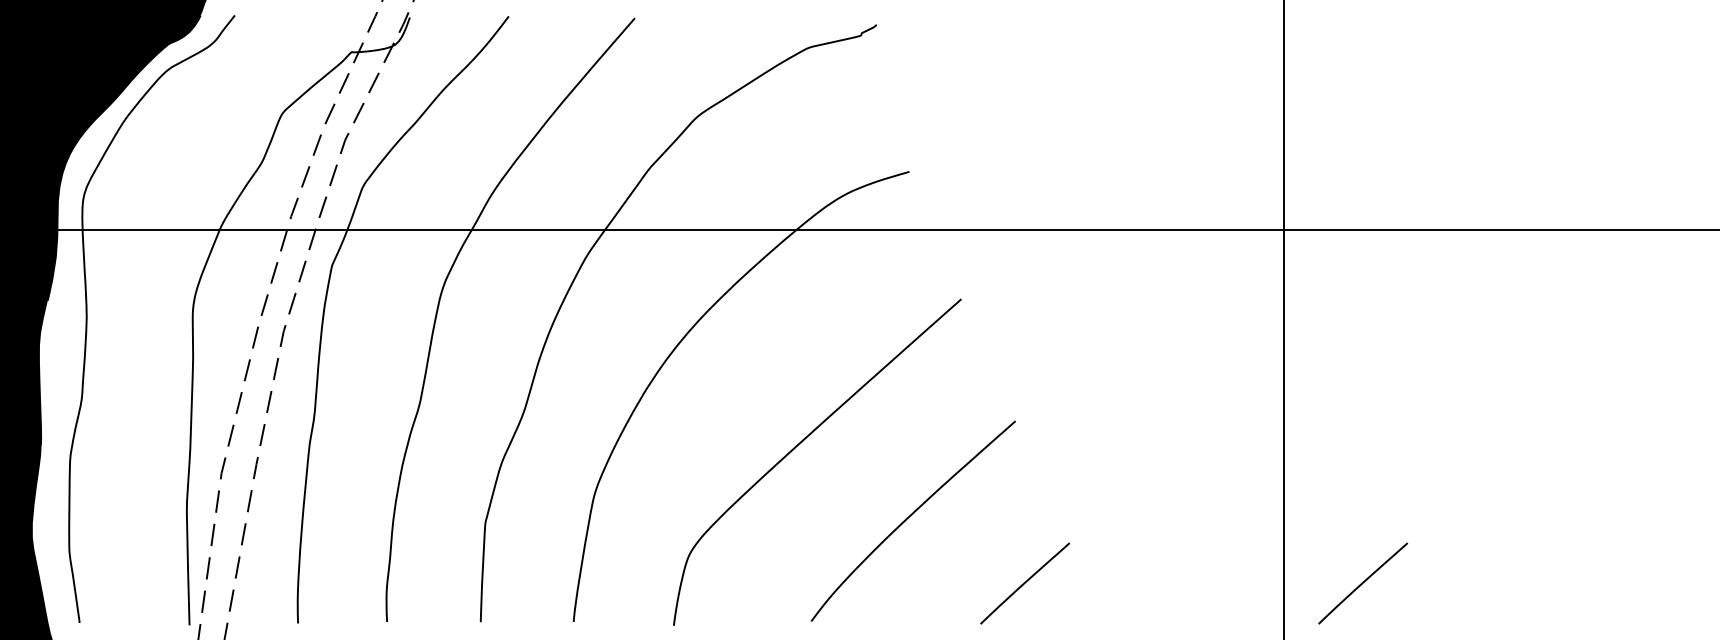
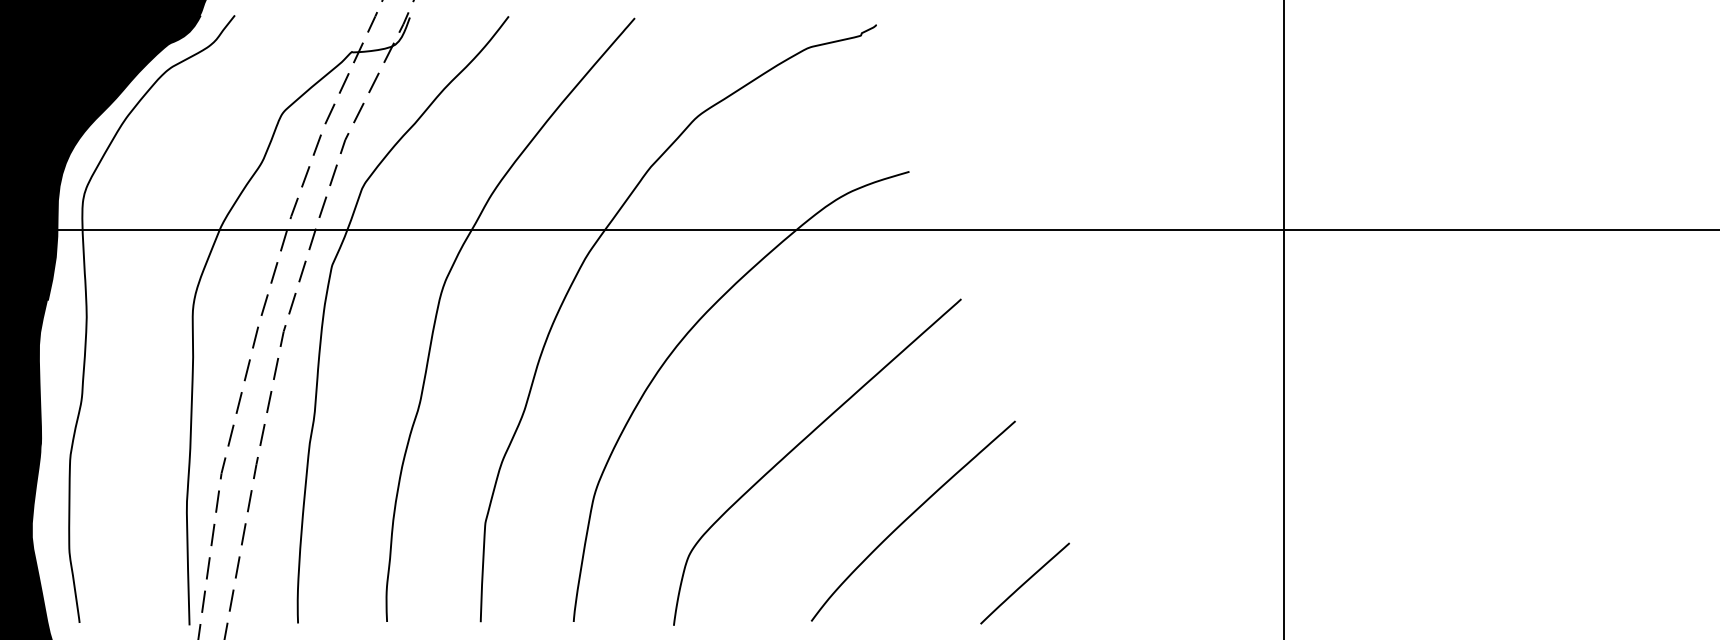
line: present -> none (1362, 583)
